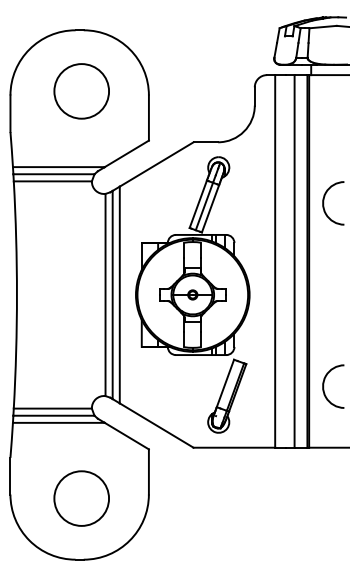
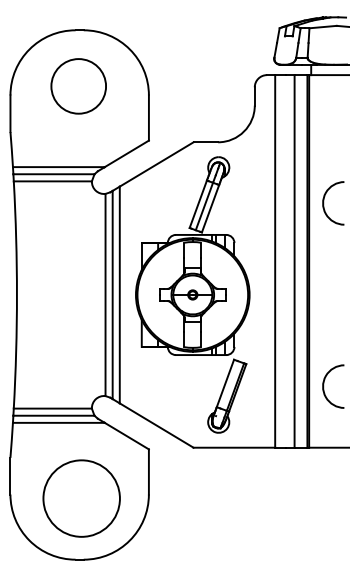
circle position: (81, 91) -> (78, 86) (78, 86)
circle diameter: 55 px -> 77 px (81, 498)
